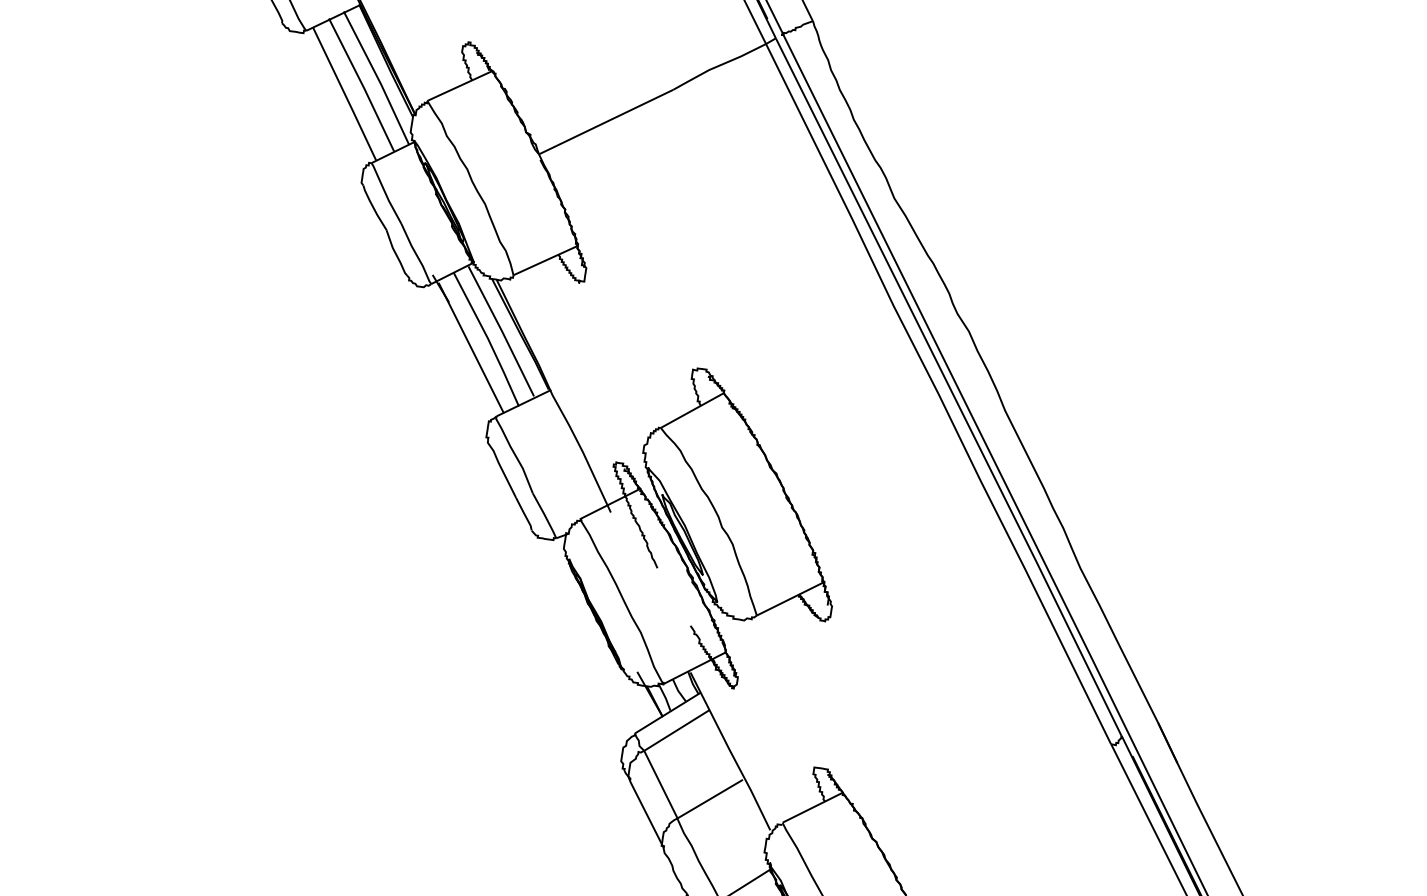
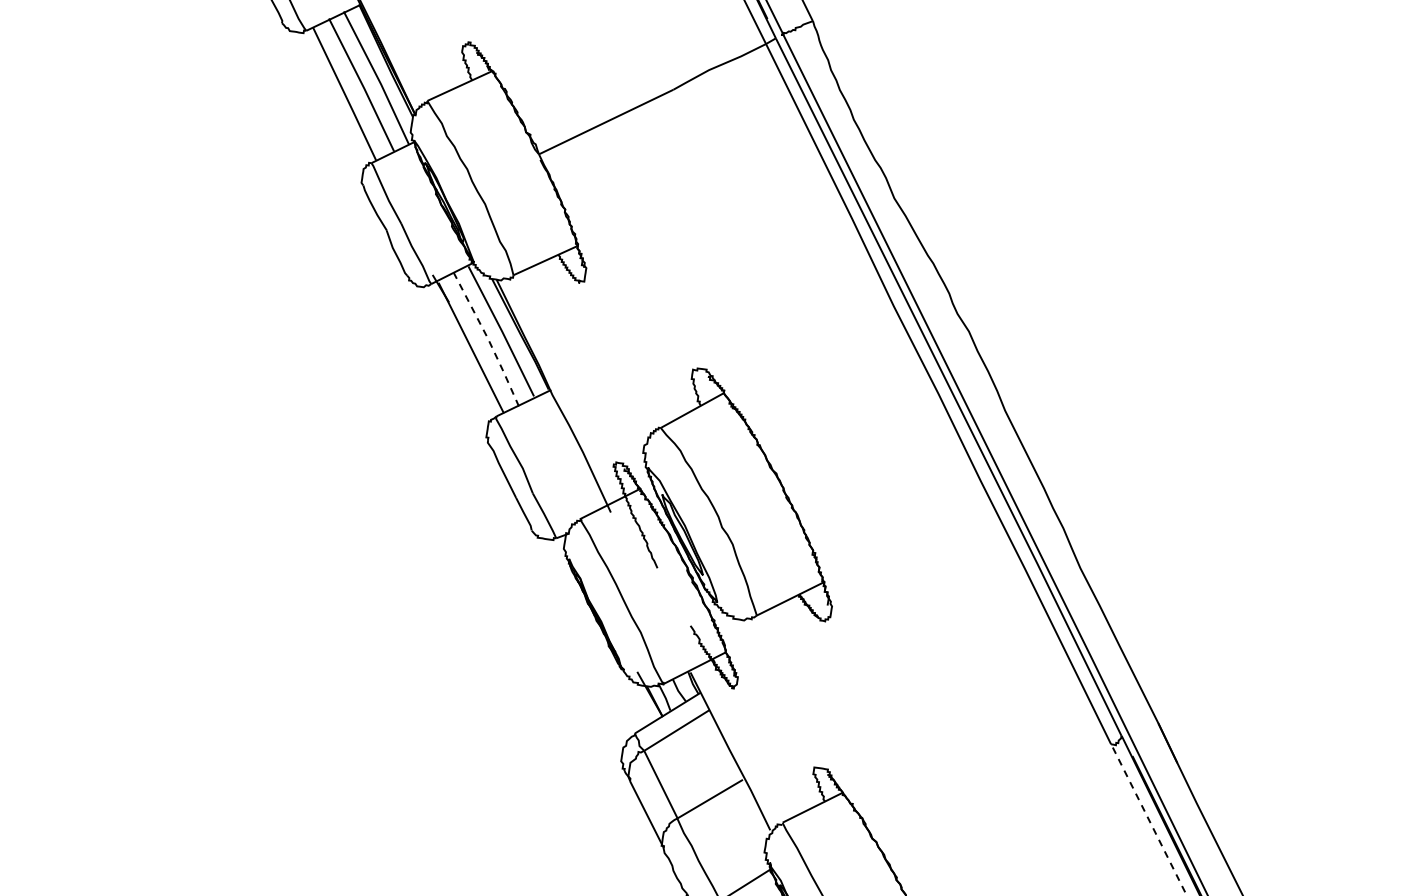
line: solid -> dashed (487, 338)
line: solid -> dashed (1148, 818)
